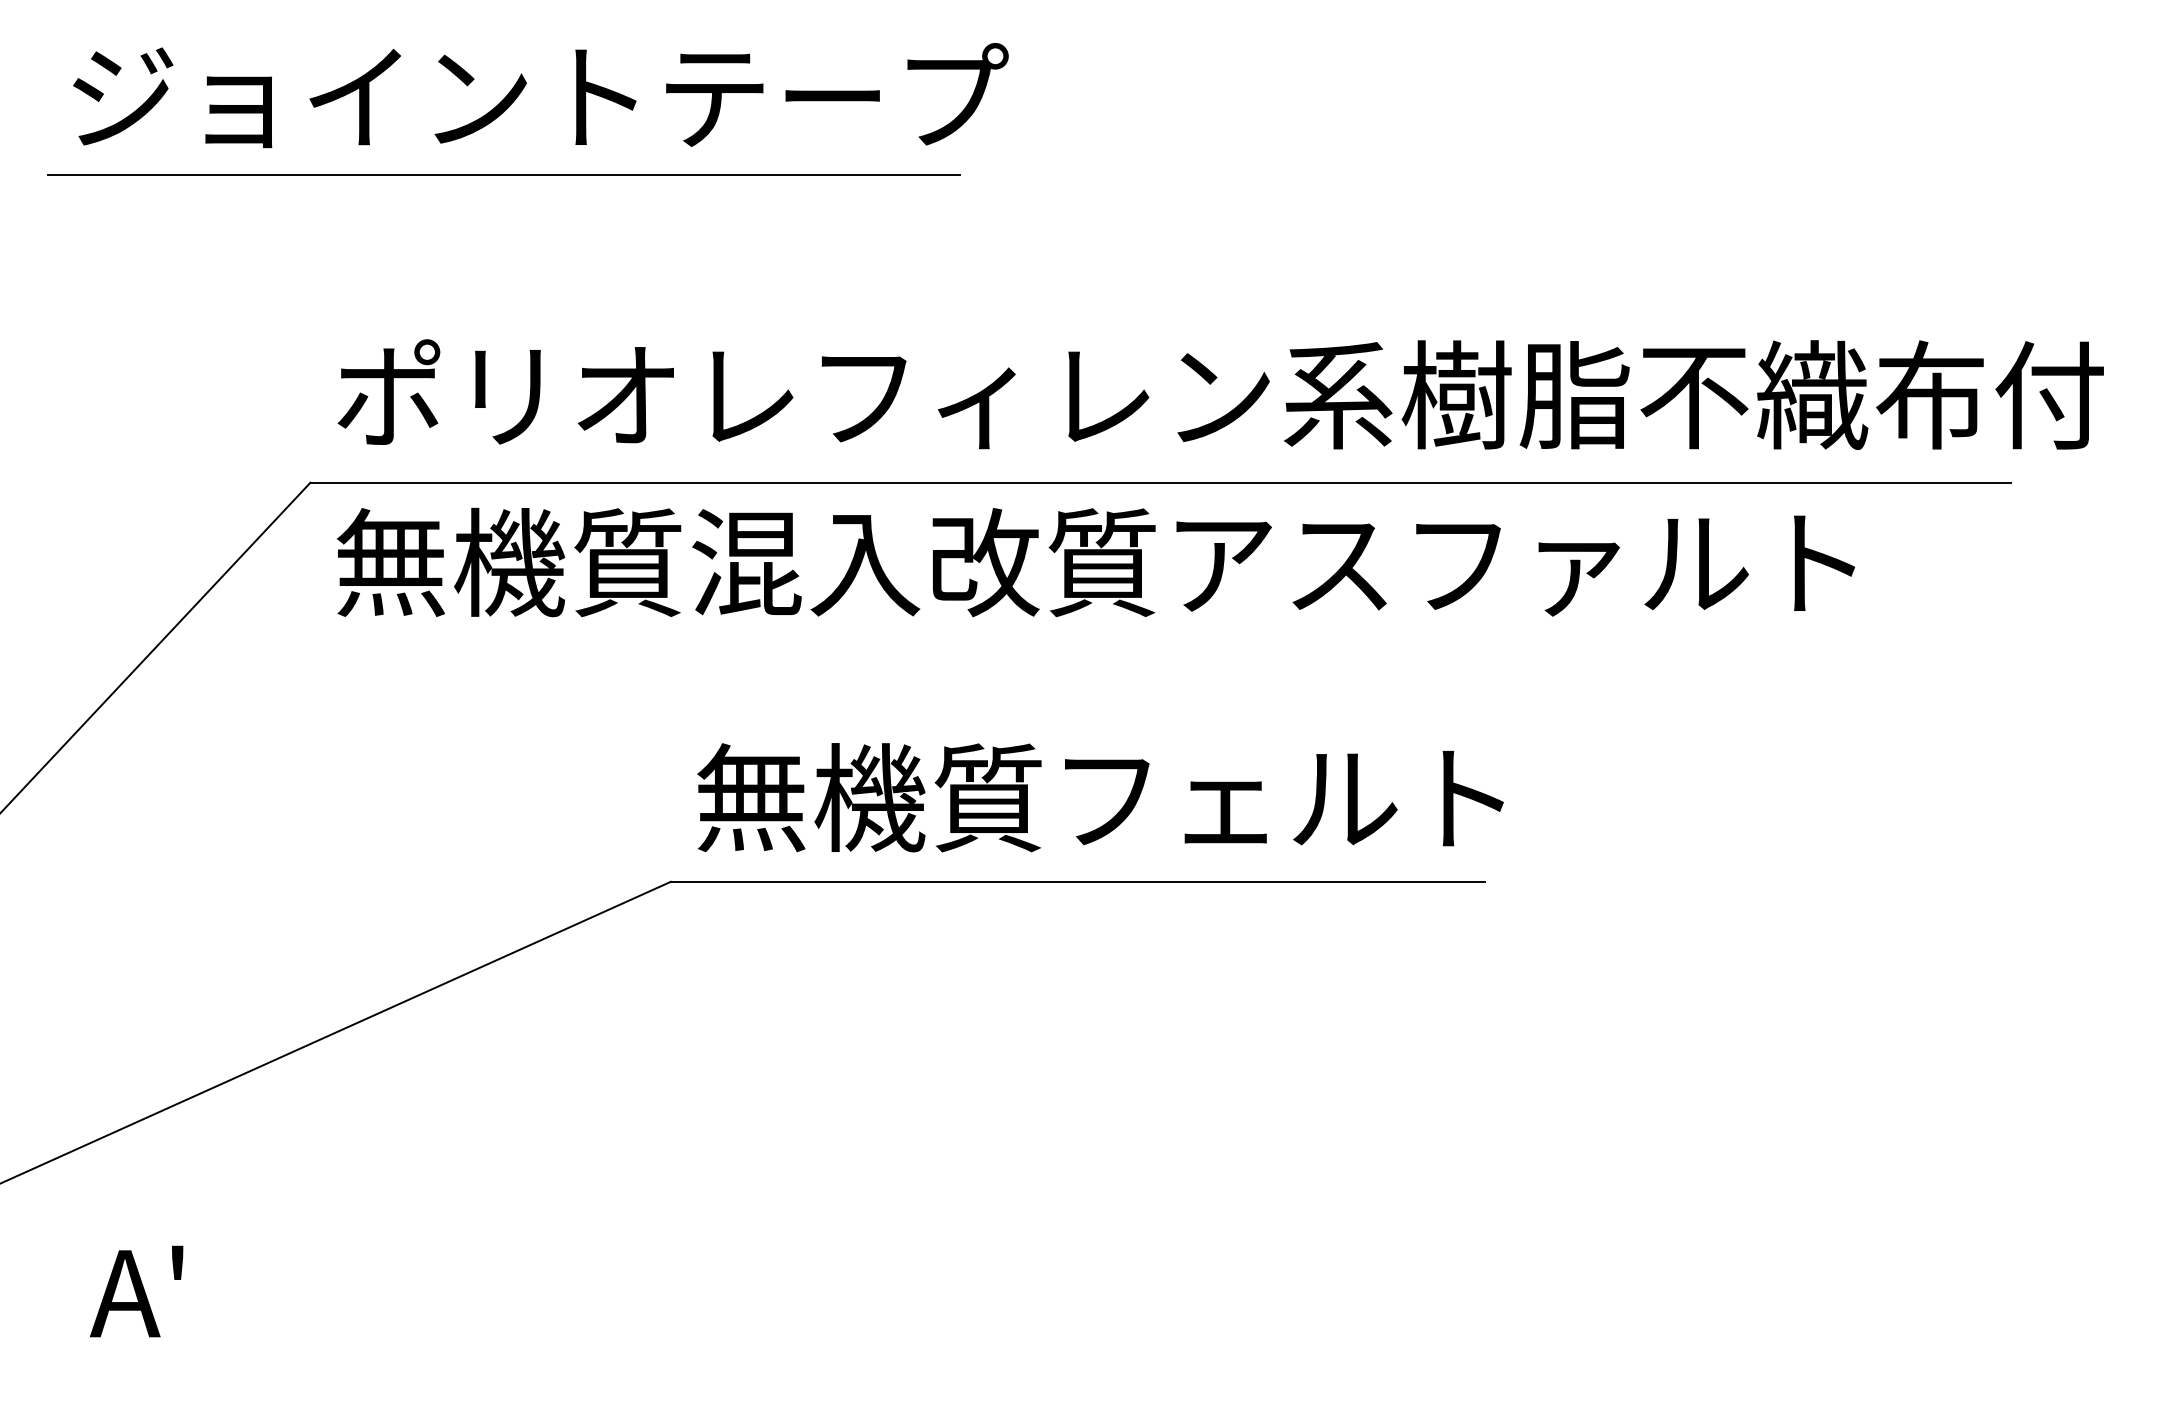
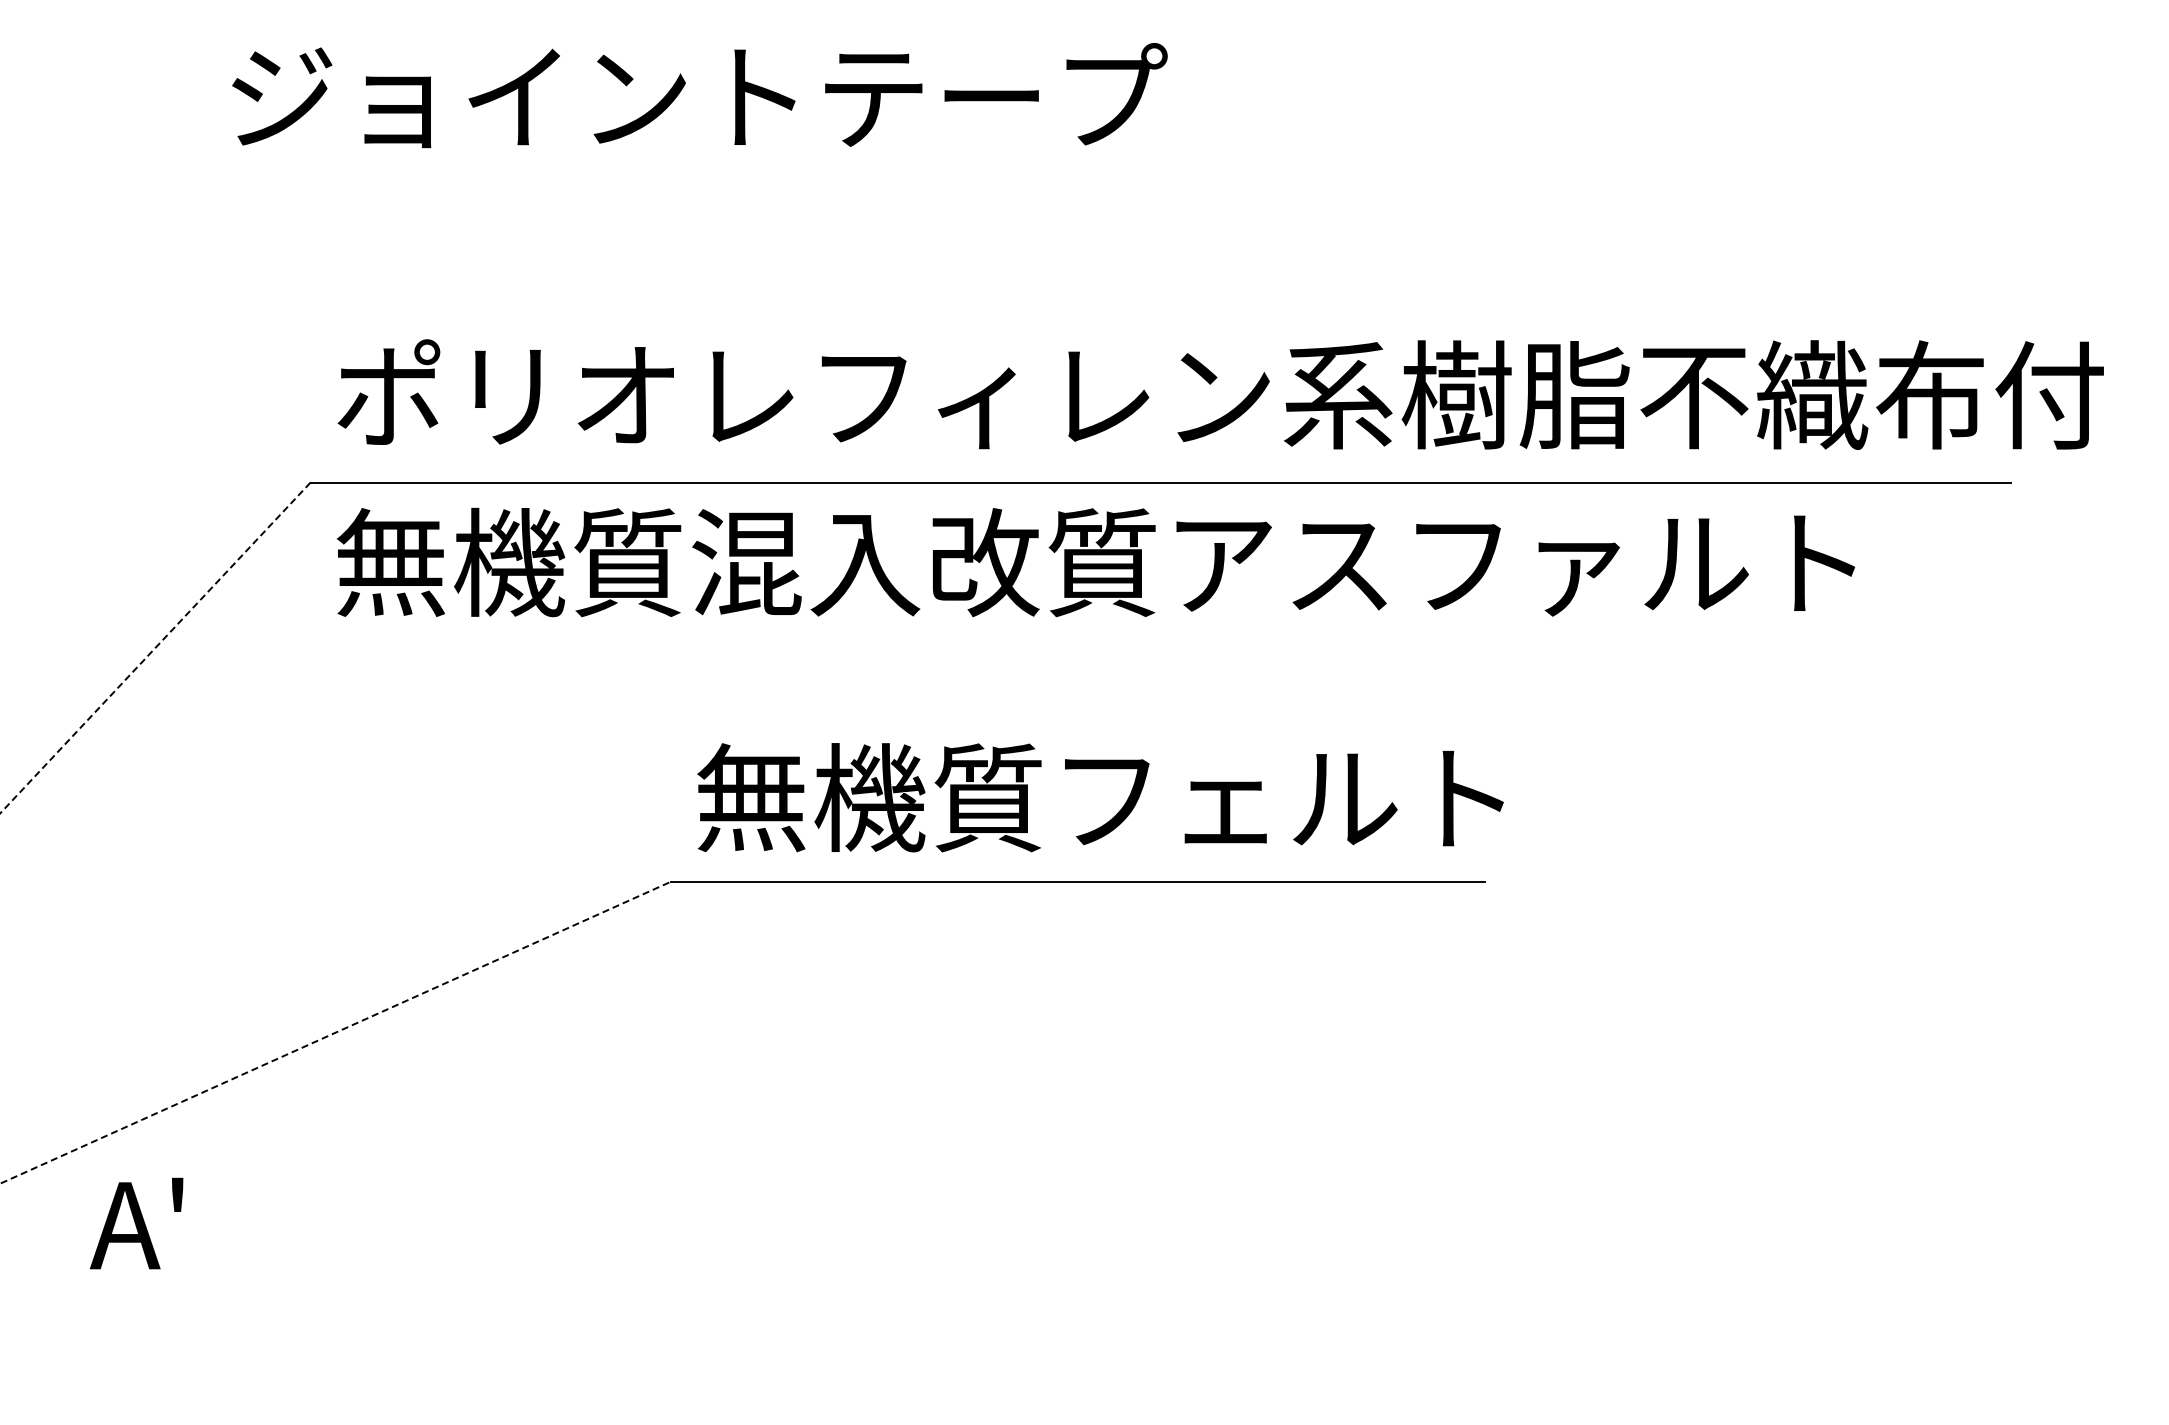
text position: (540, 95) -> (699, 95) (699, 95)
line: present -> none (503, 175)
line: solid -> dashed (155, 648)
line: solid -> dashed (336, 1032)
text position: (136, 1291) -> (136, 1223) (136, 1223)
